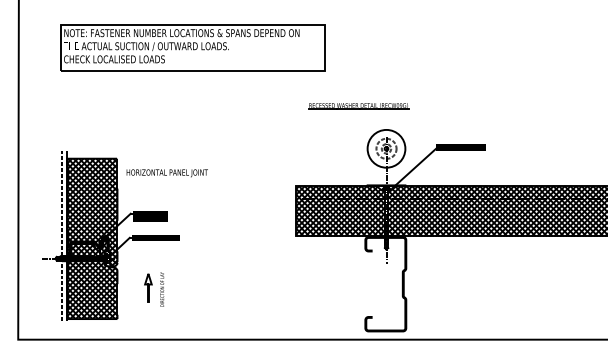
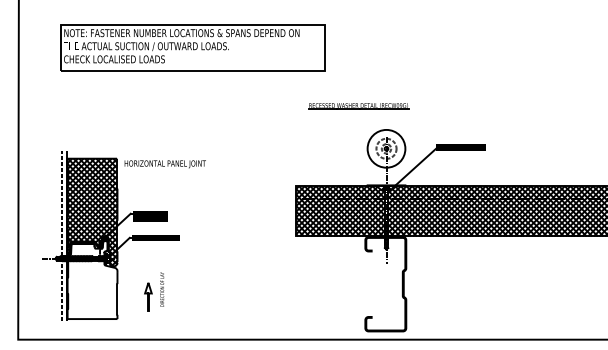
text position: (166, 173) -> (164, 164) (164, 164)
hatch: present -> none (92, 279)
part position: (148, 287) -> (148, 296) (148, 296)
